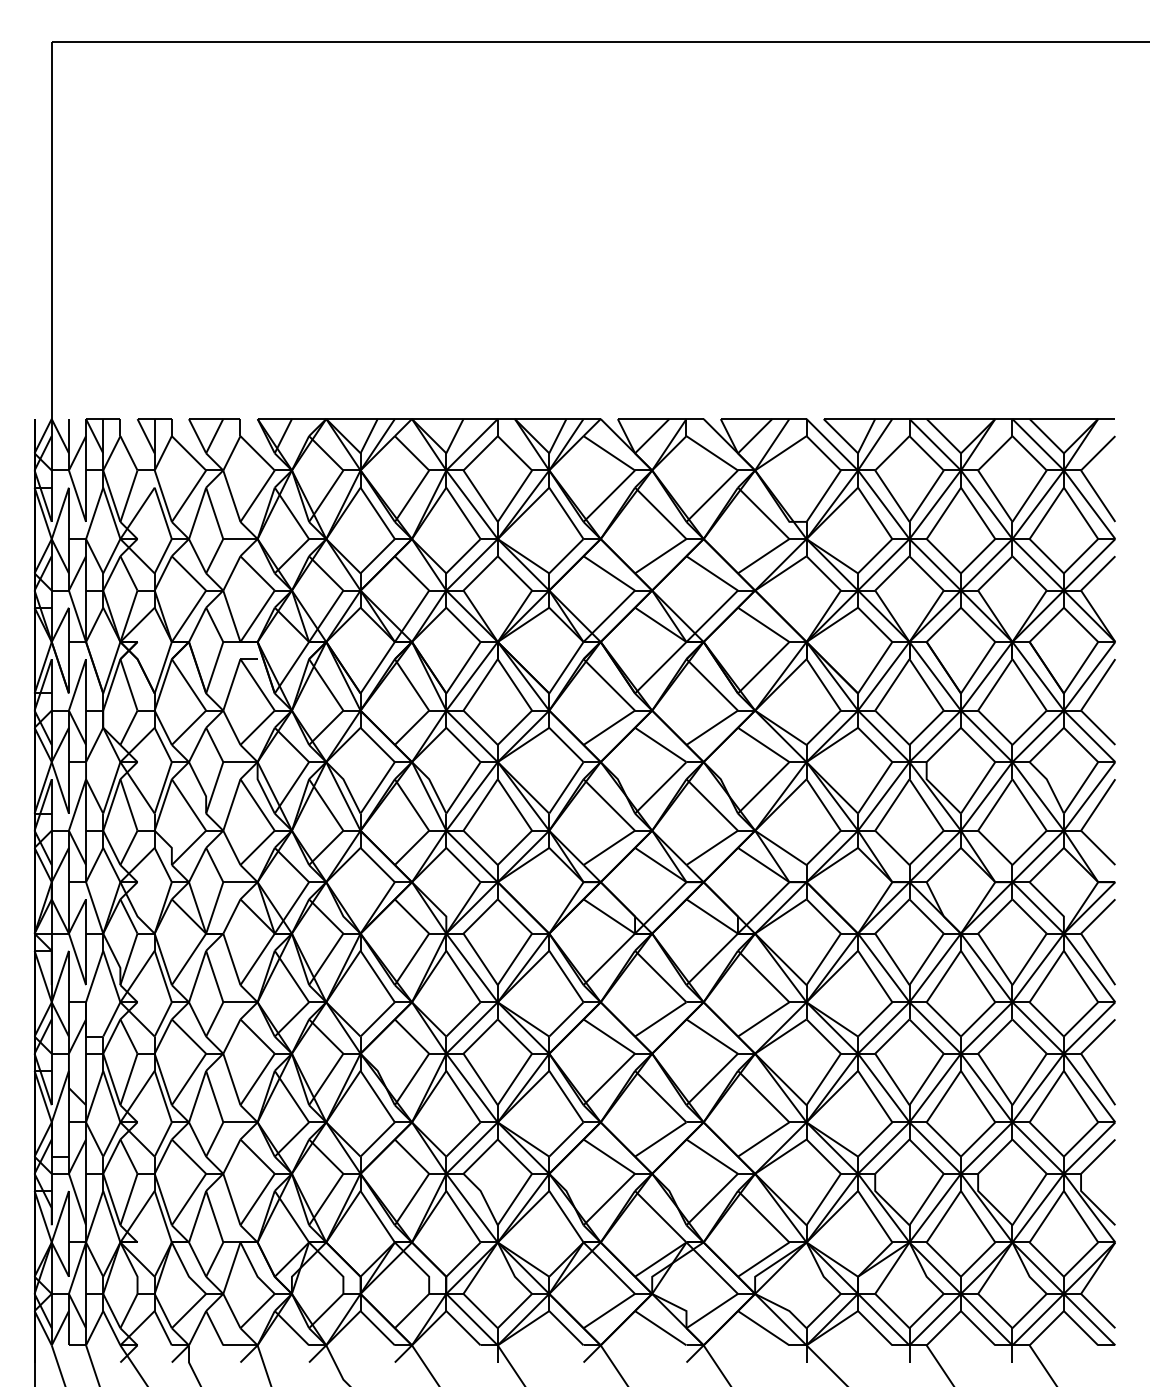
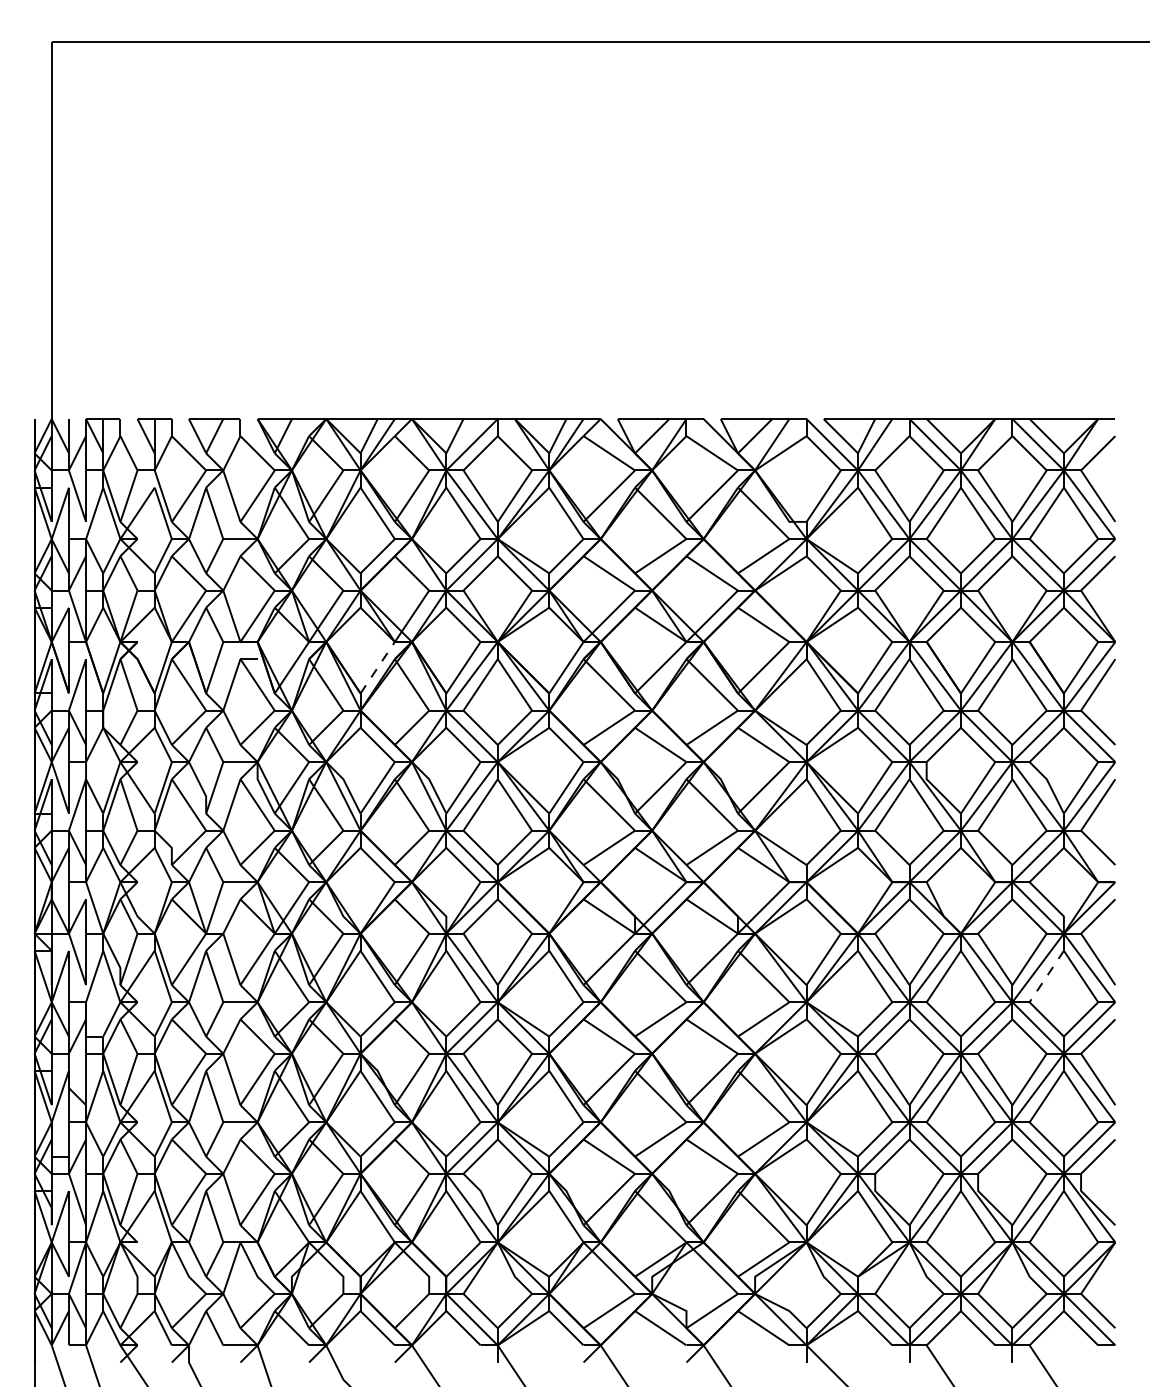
line: solid -> dashed (377, 667)
line: solid -> dashed (1046, 976)
